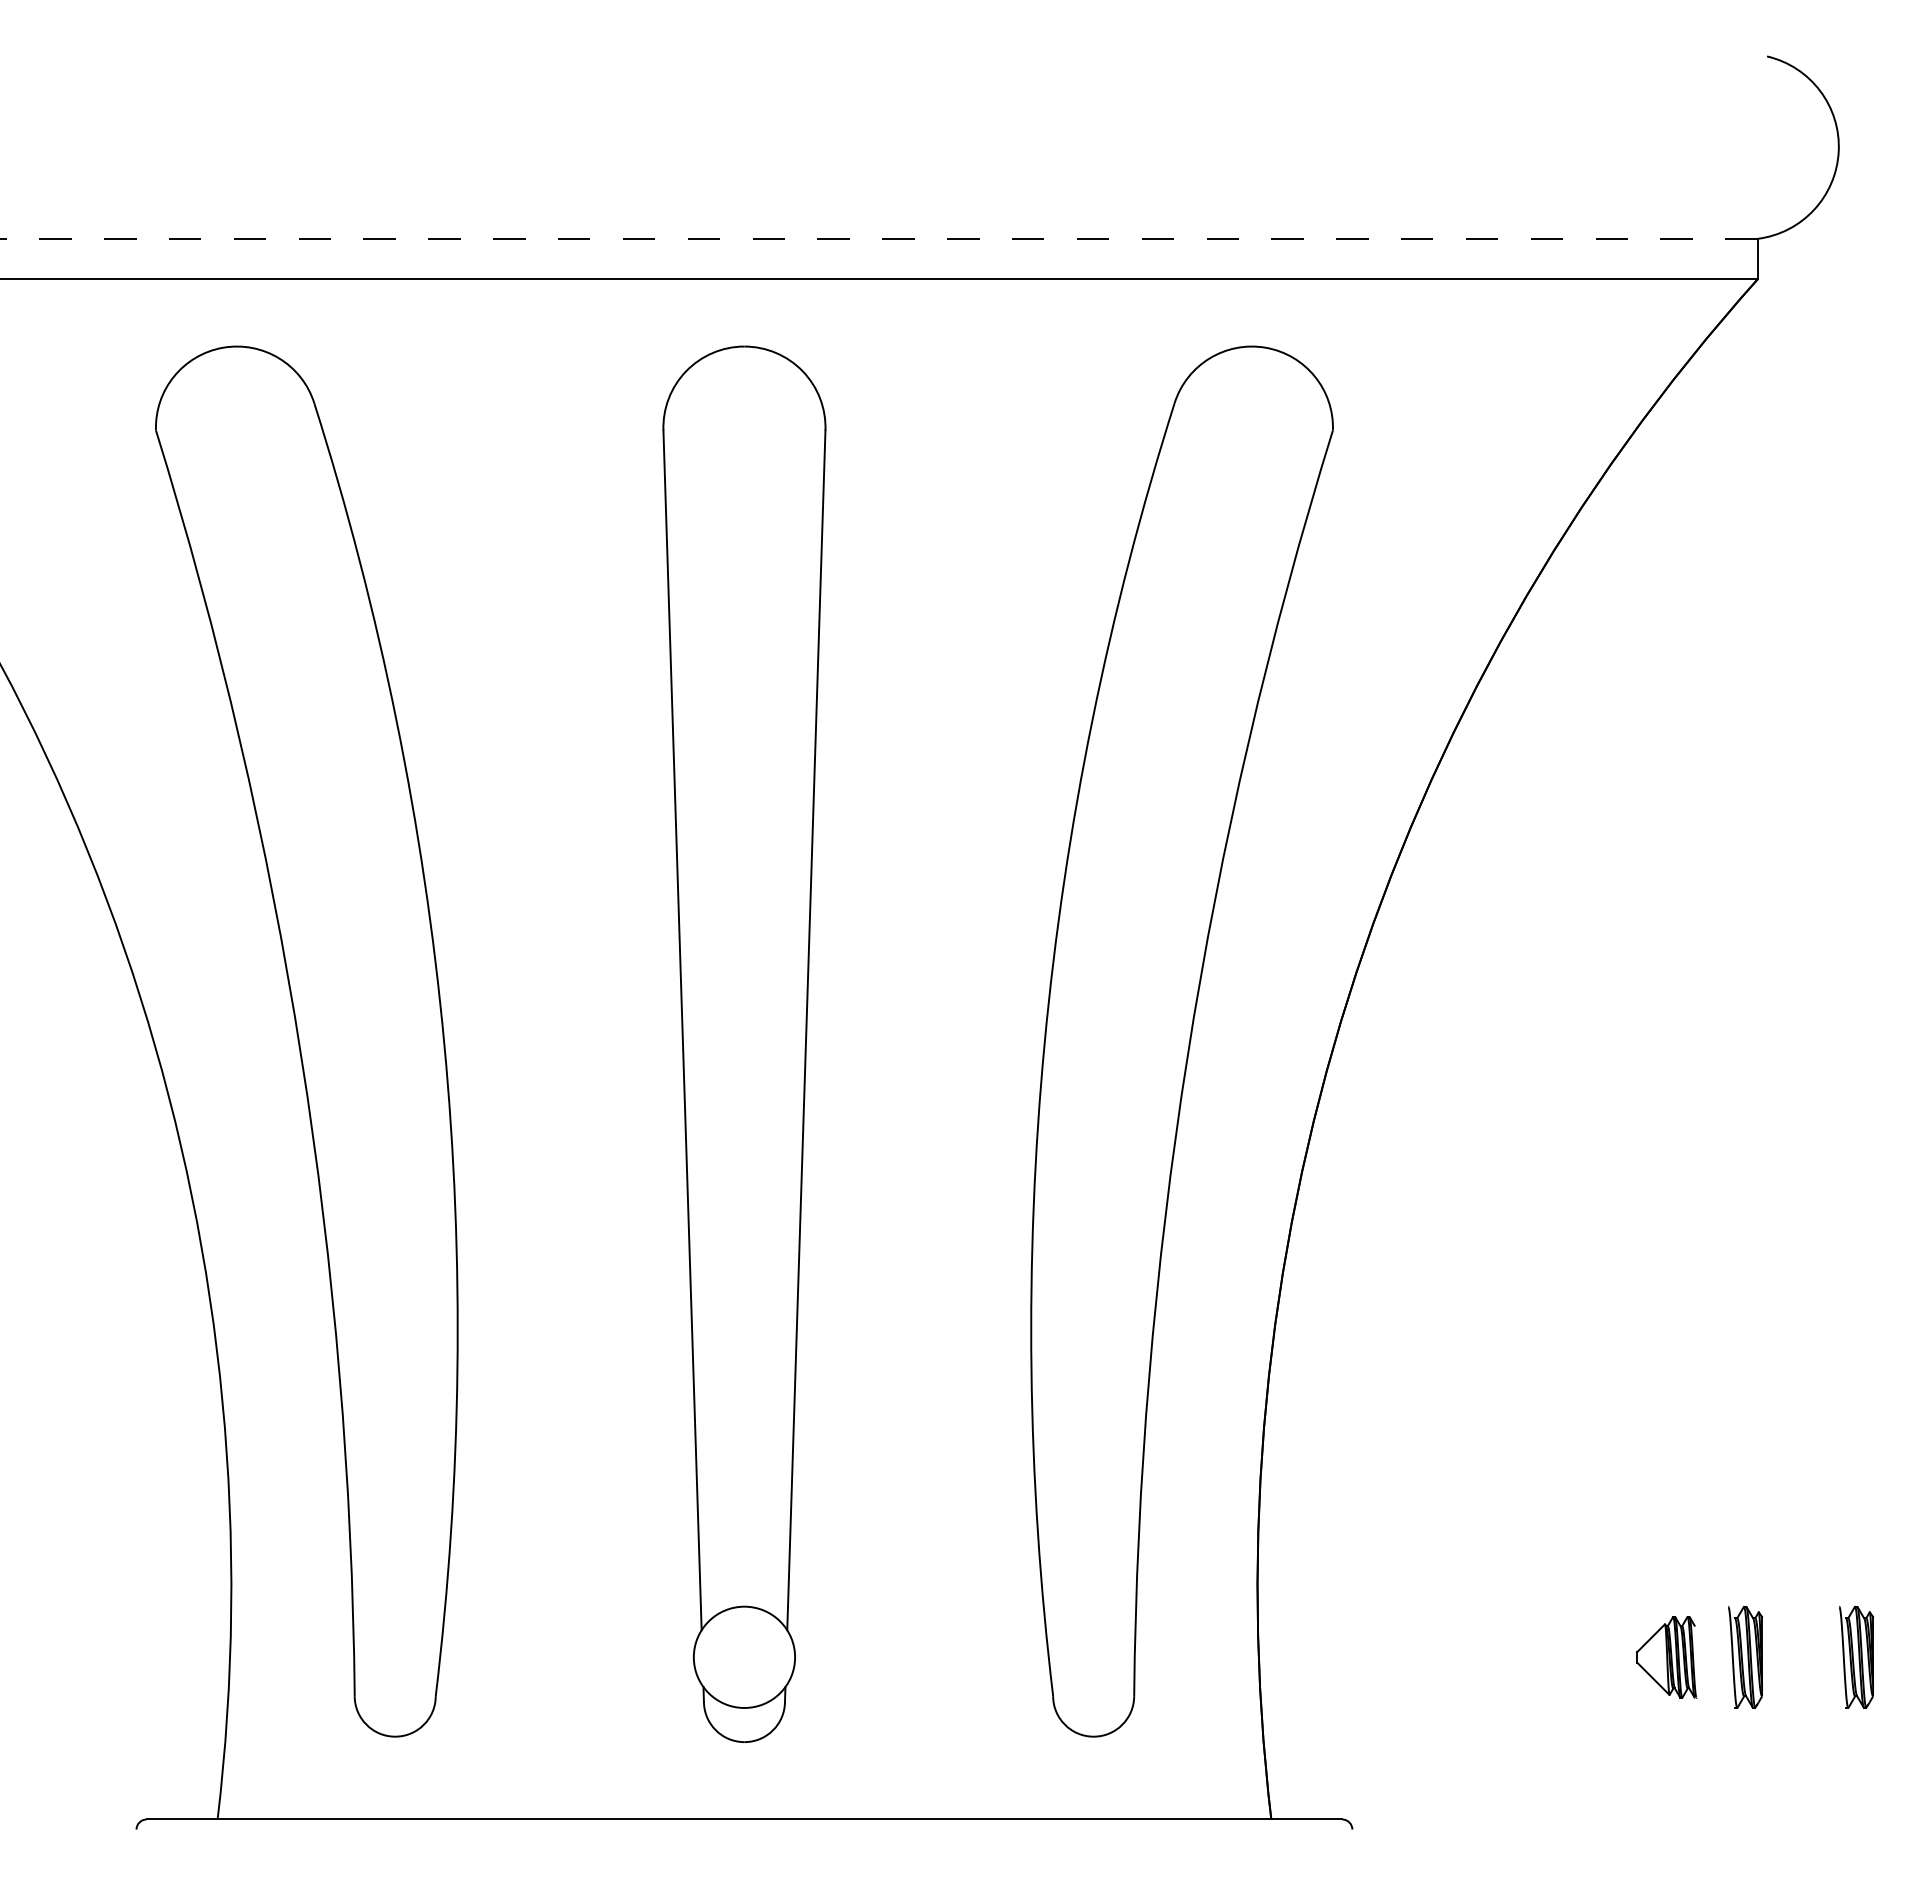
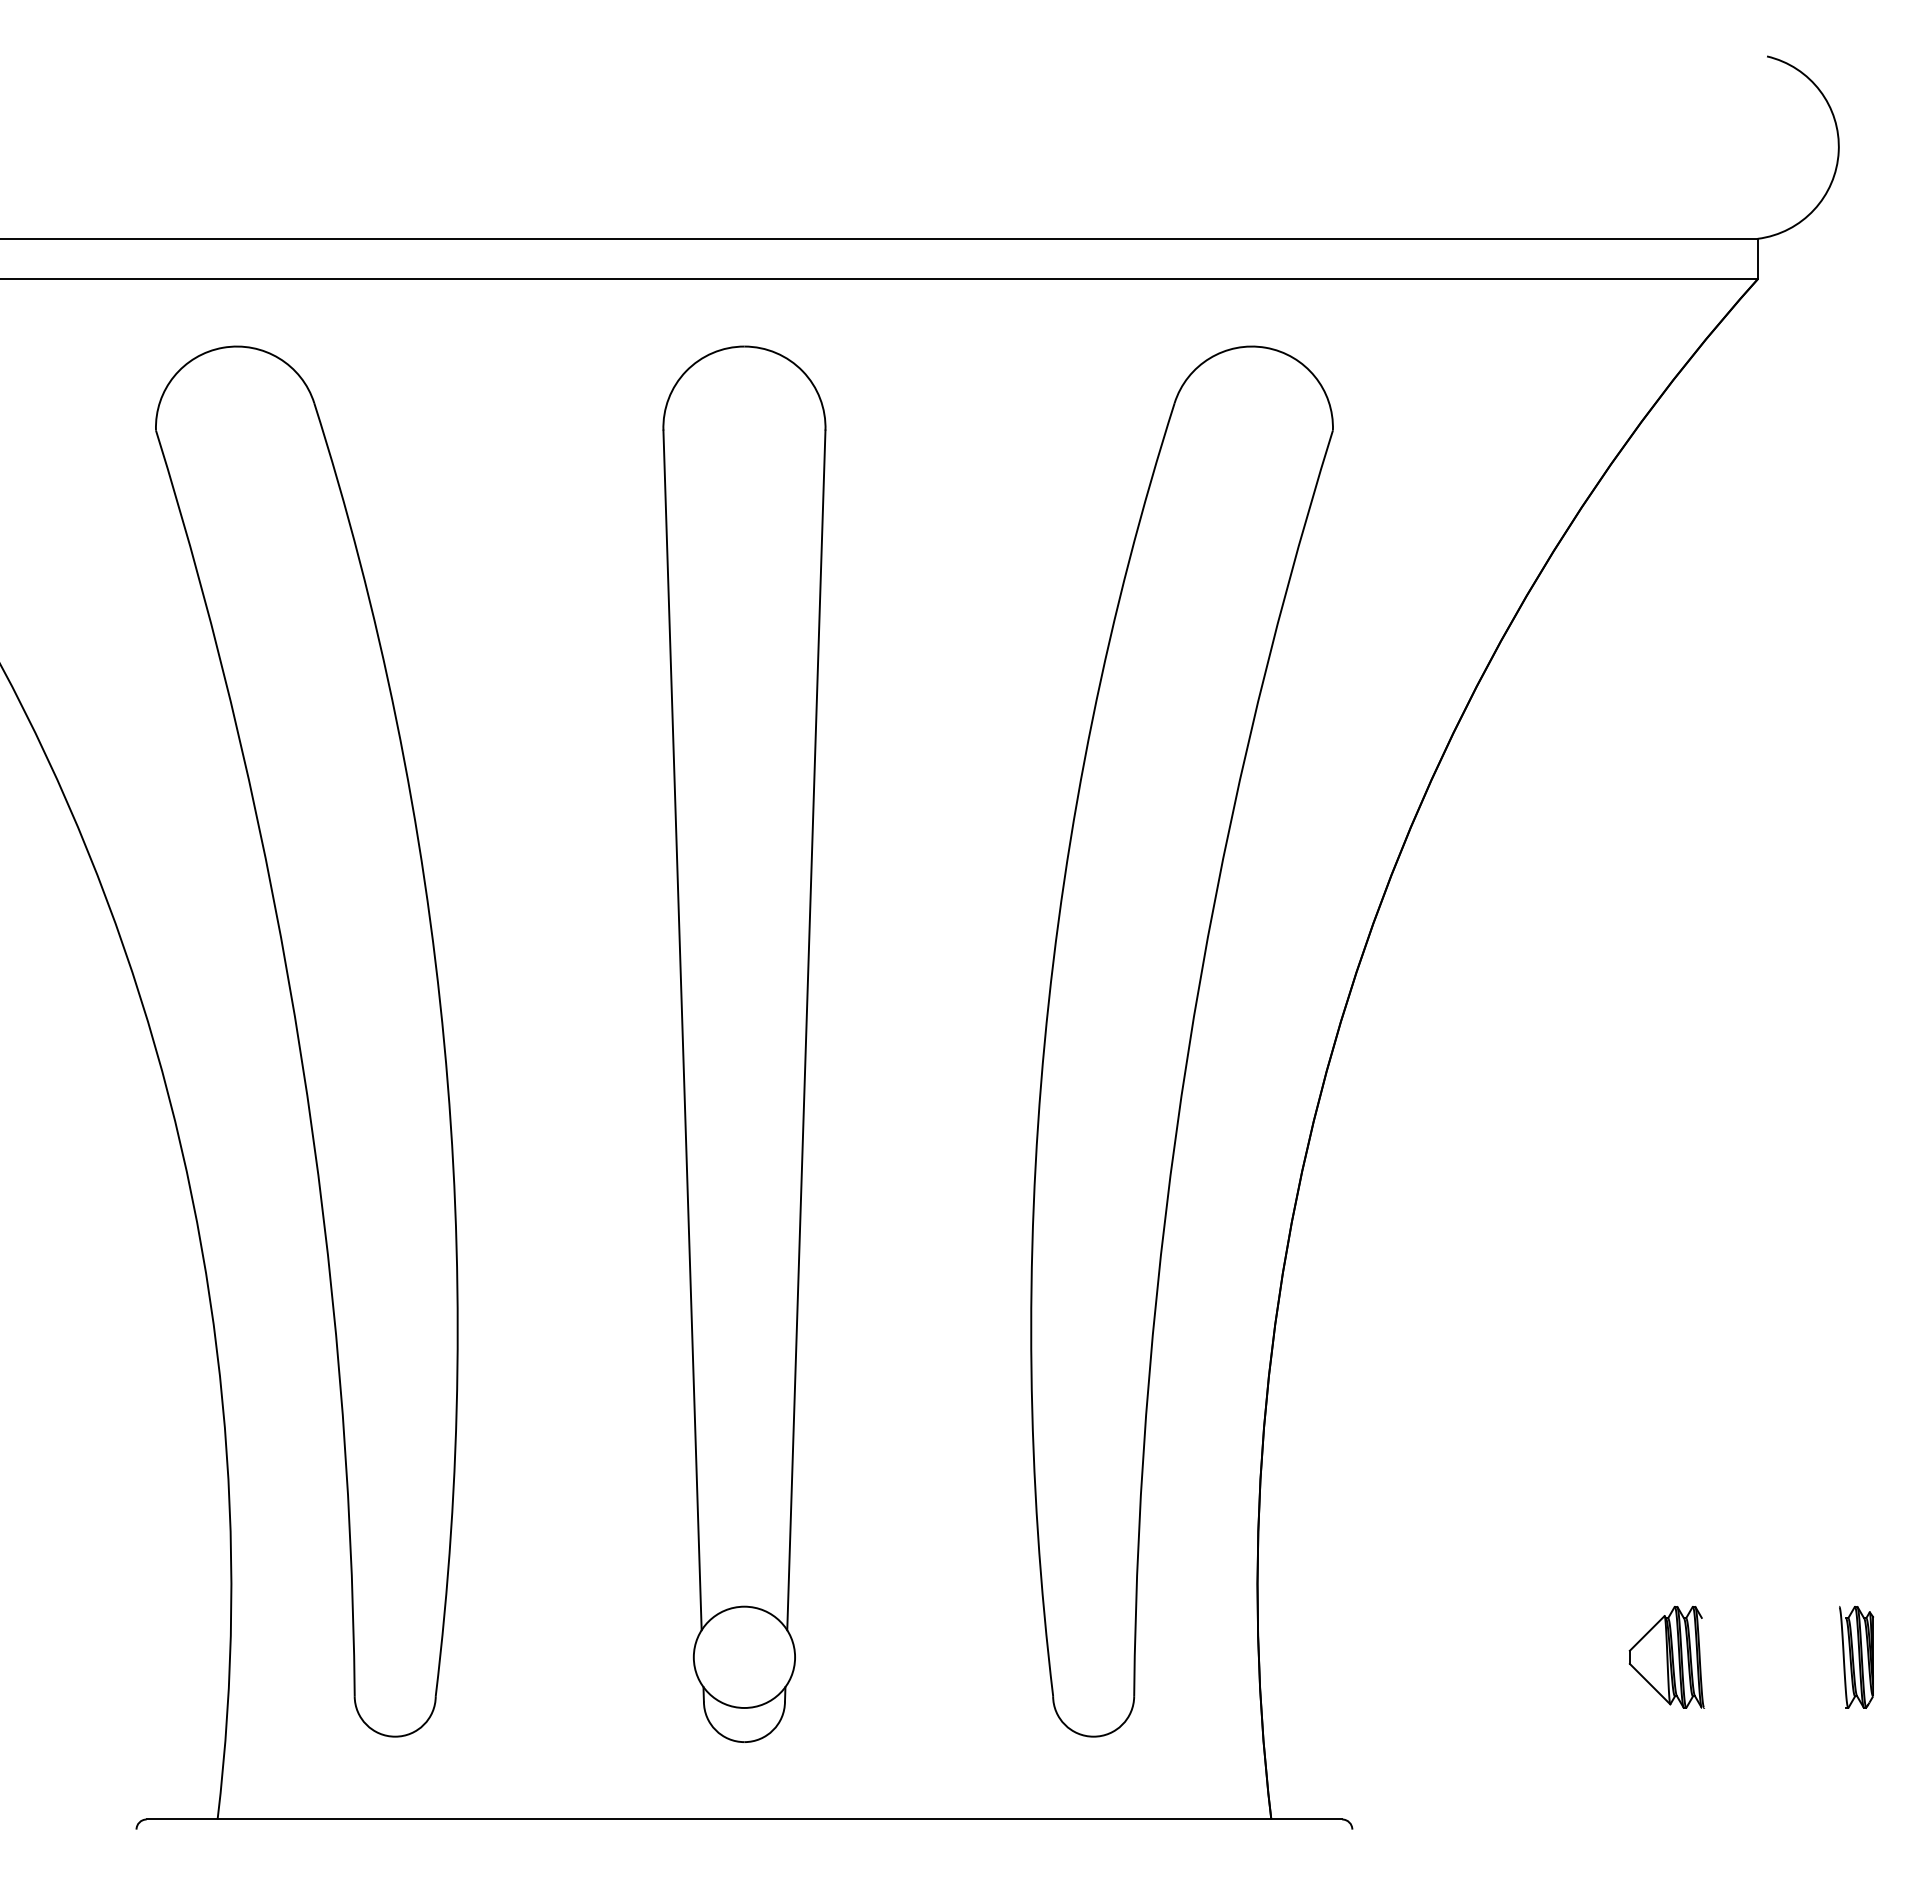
line: dashed -> solid (878, 238)
part size: 62x83 px -> 77x103 px (1666, 1657)
part: present -> none (1745, 1657)
